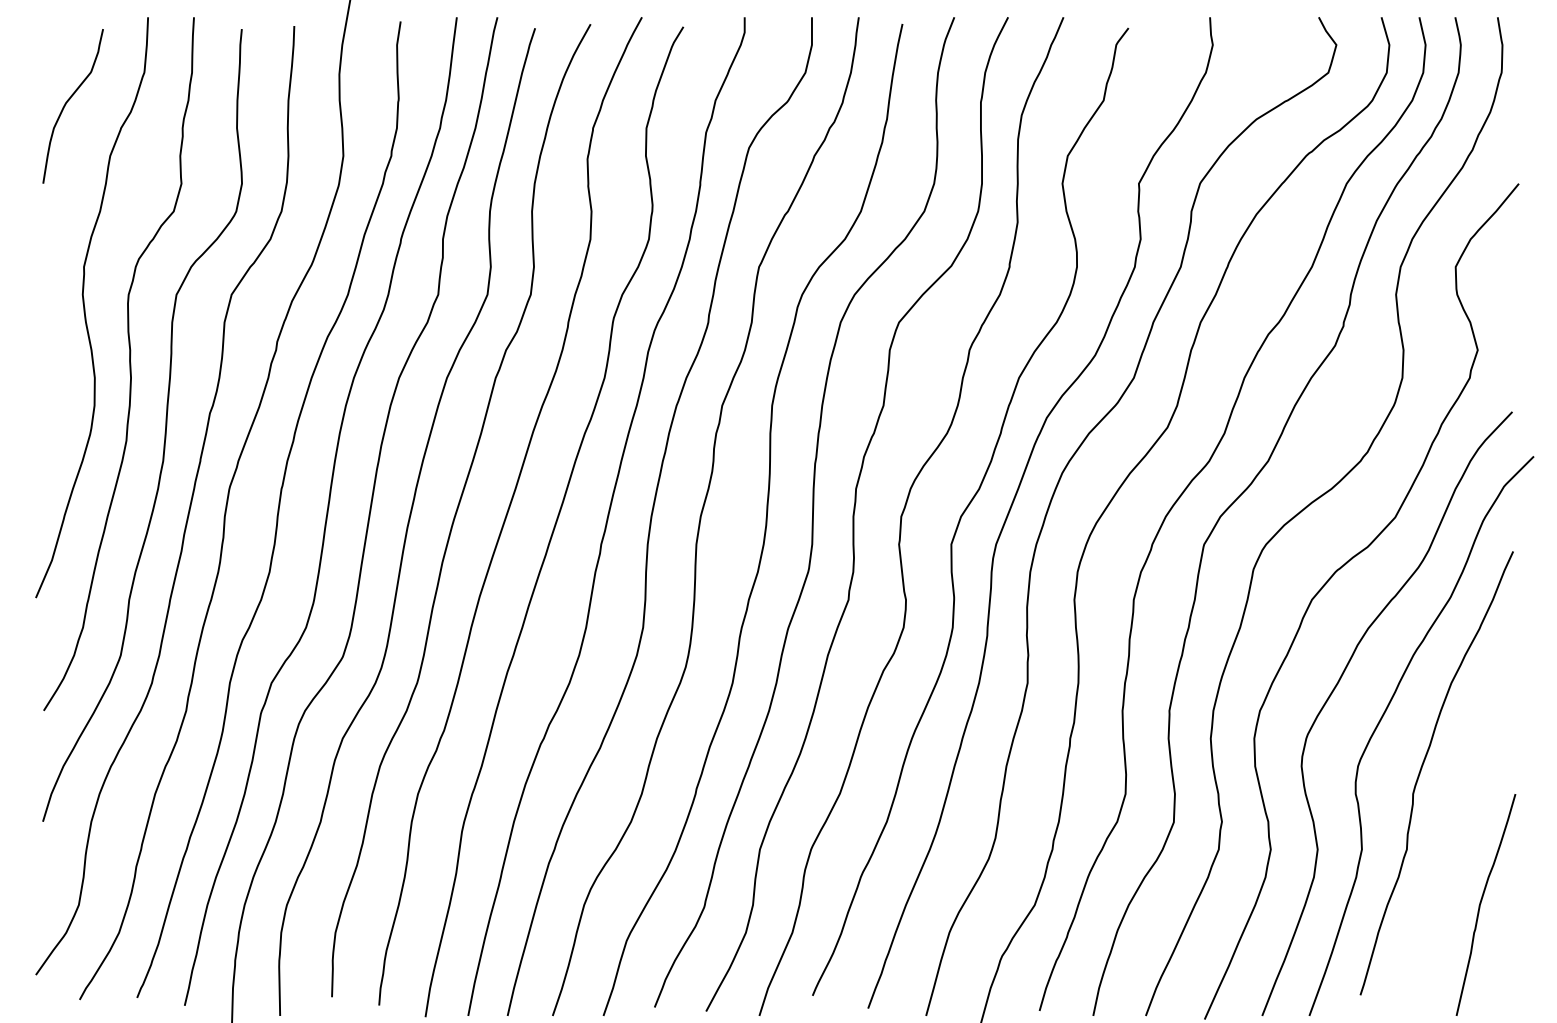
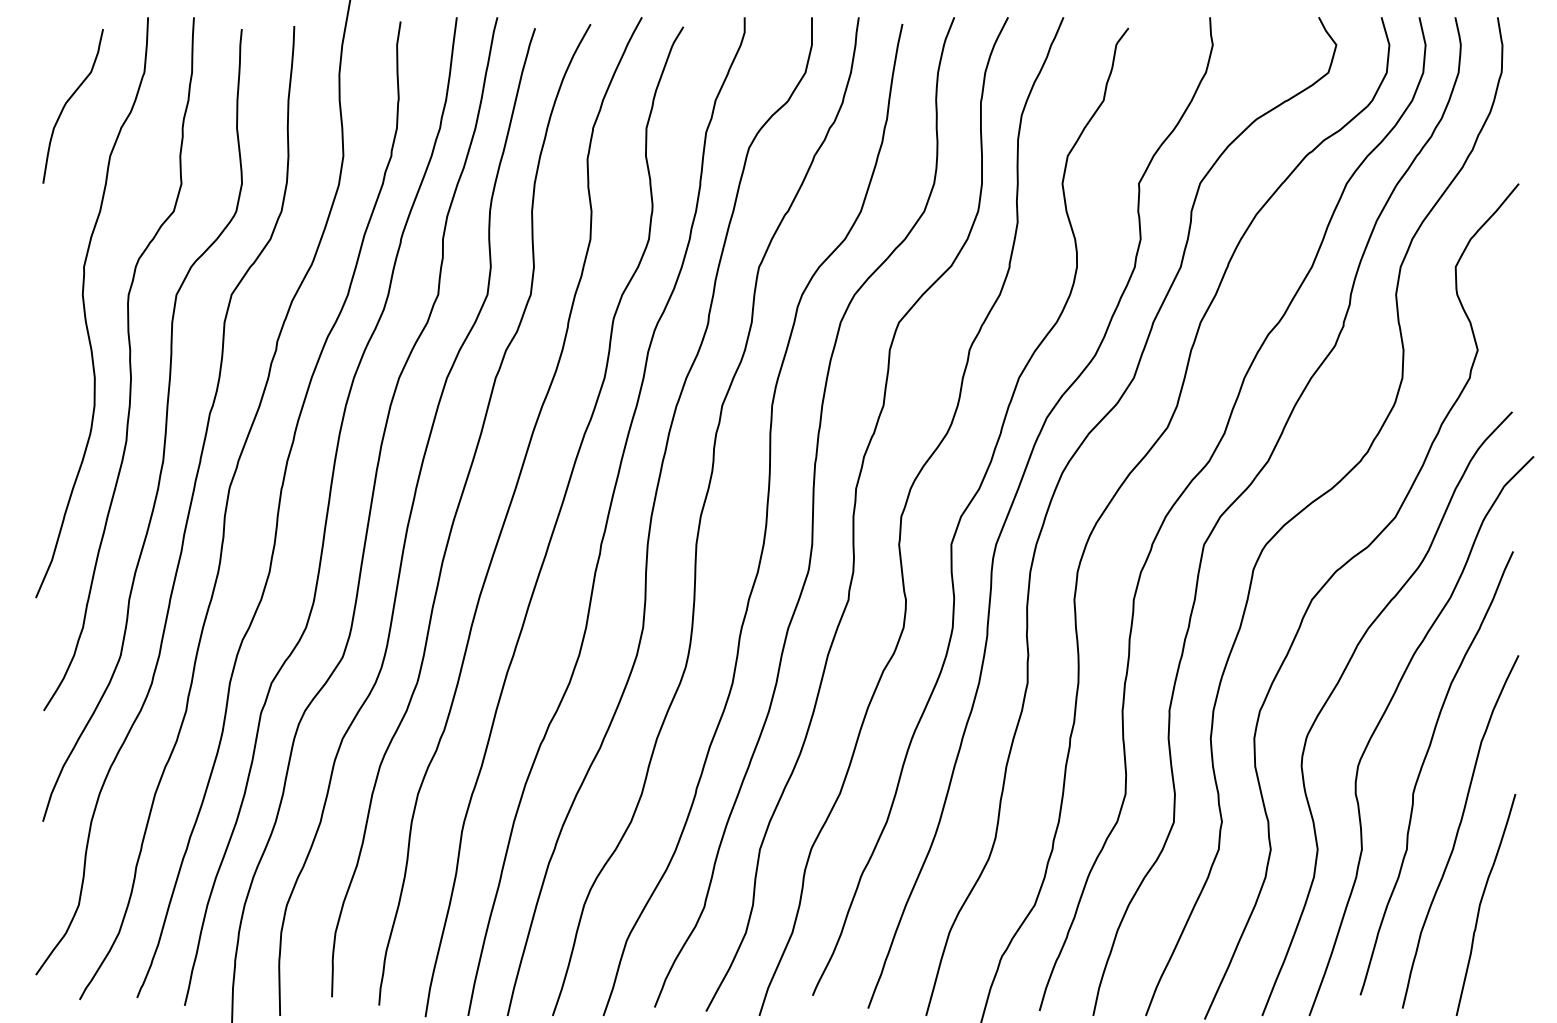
curve: none -> present (1458, 831)
